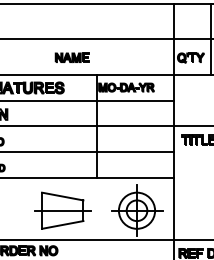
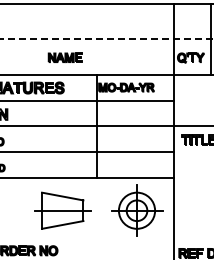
line: solid -> dashed (107, 38)
part position: (71, 57) -> (64, 57) (64, 57)
line: present -> none (106, 240)
